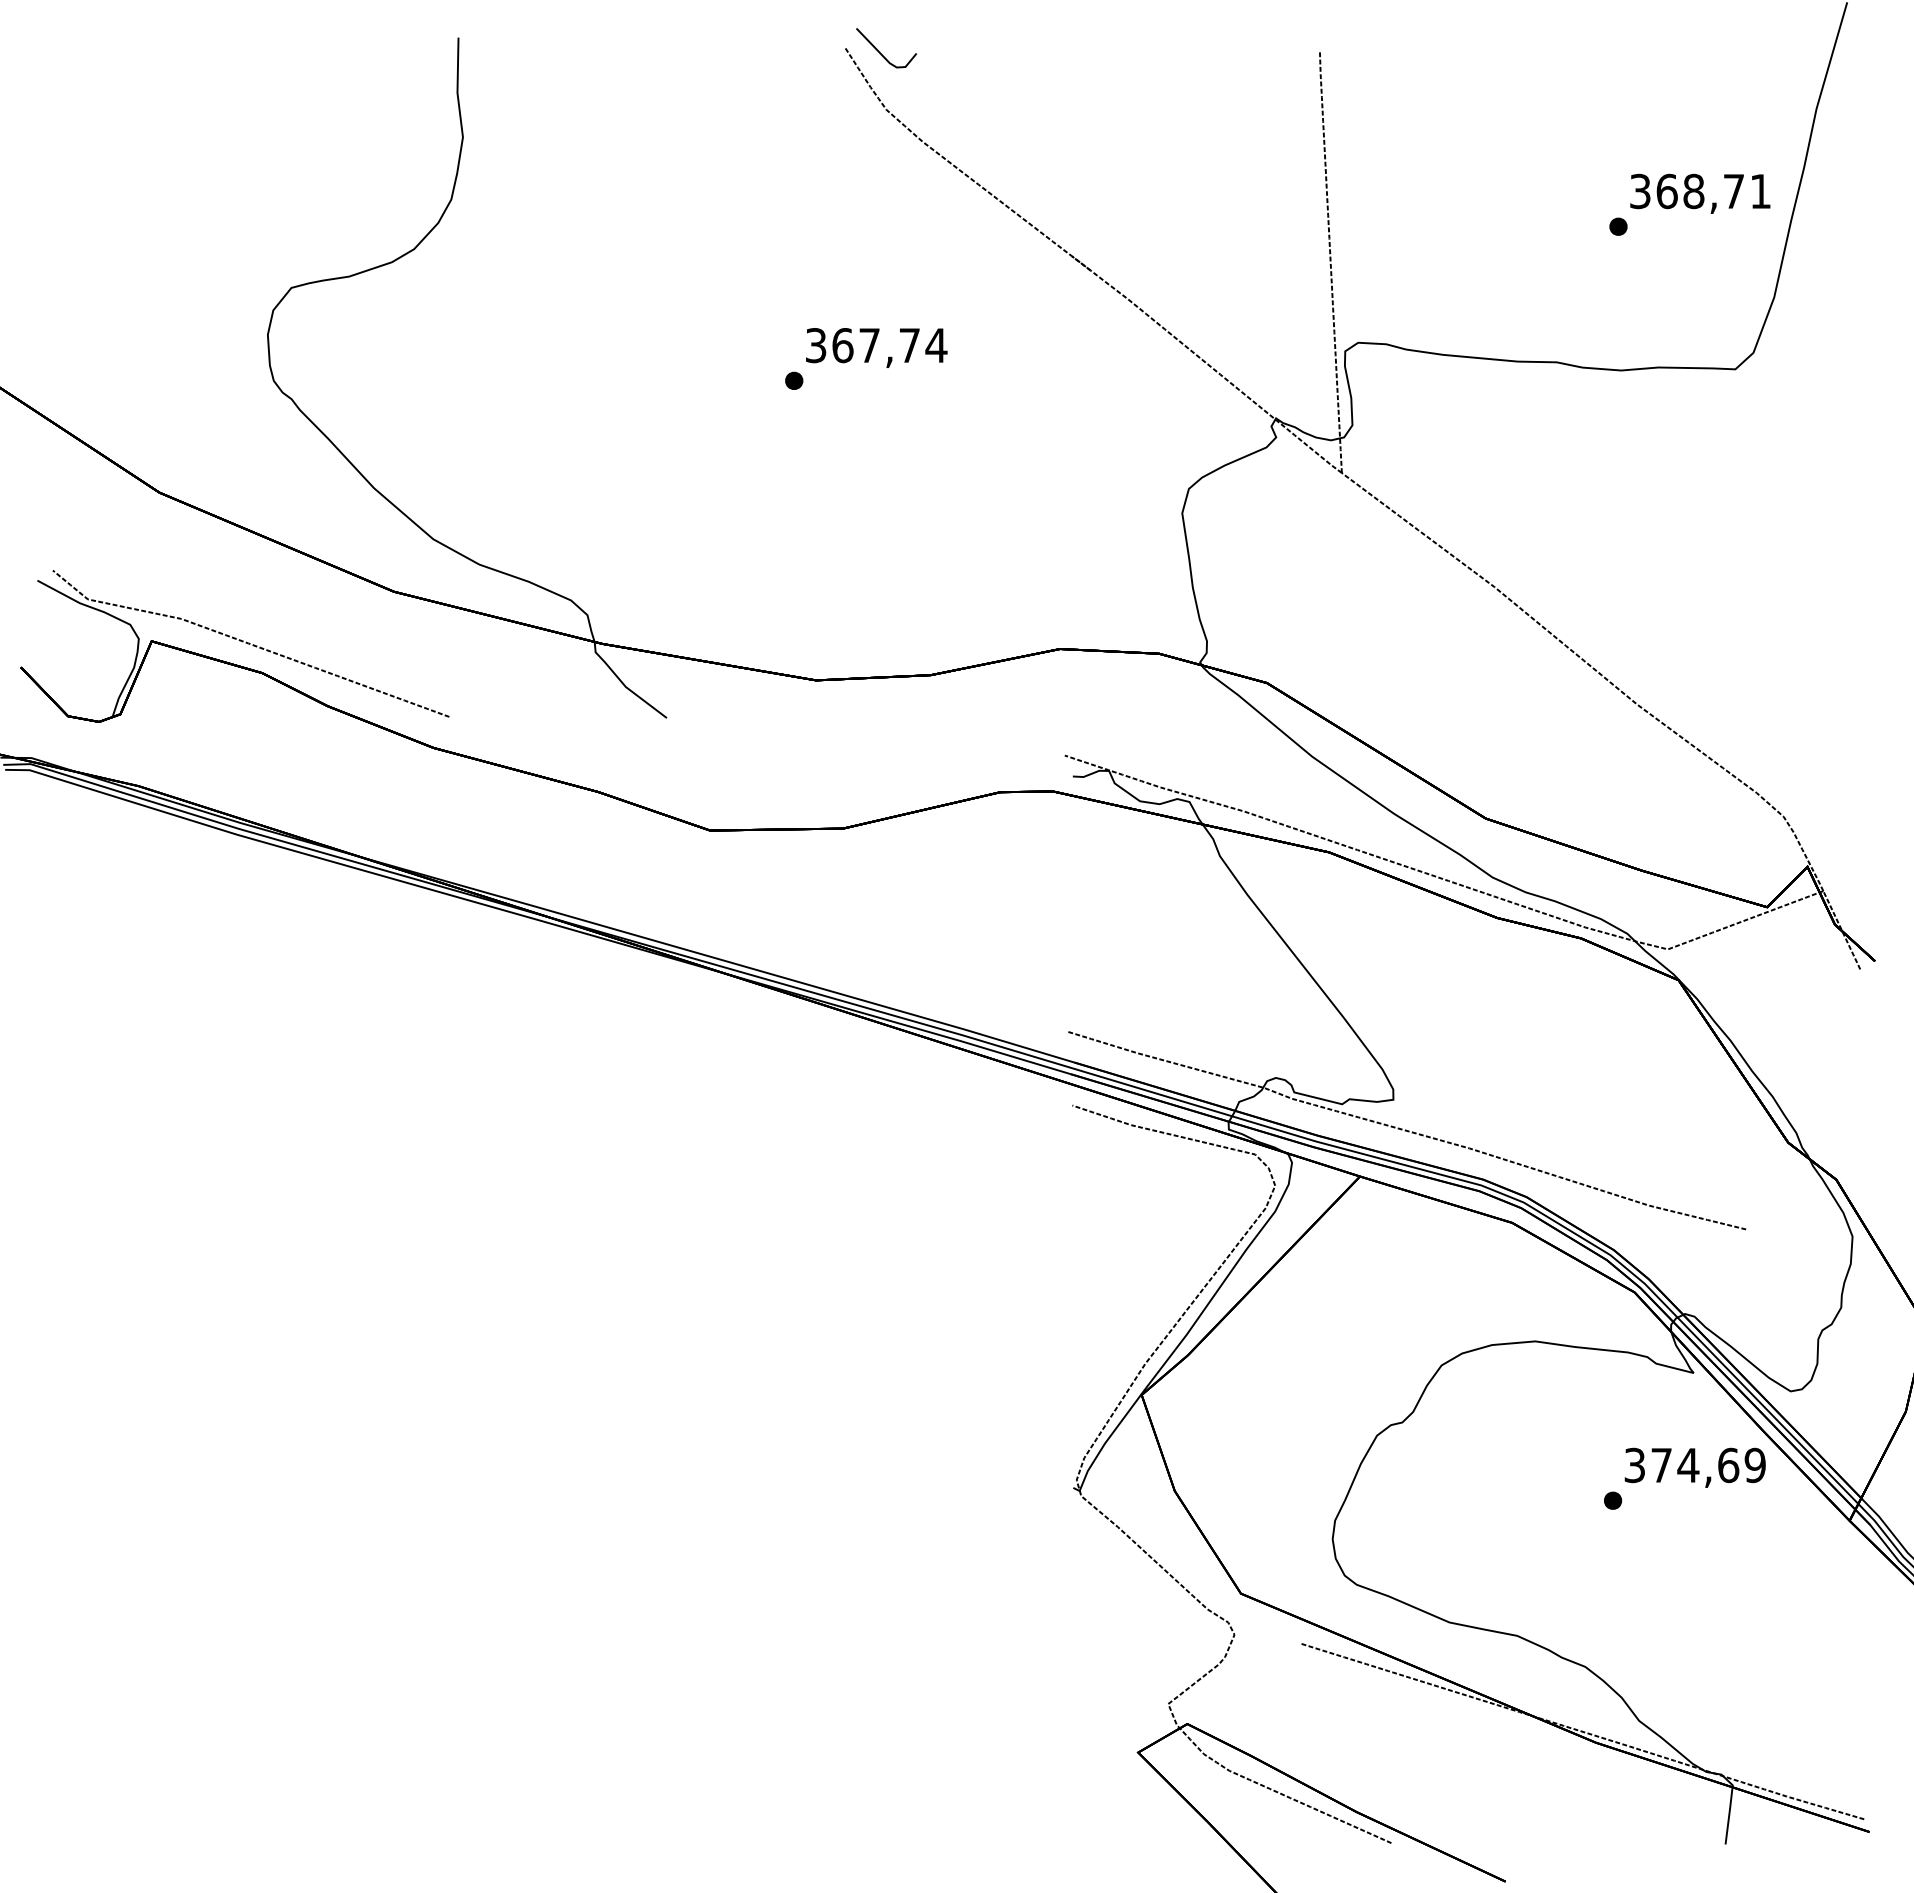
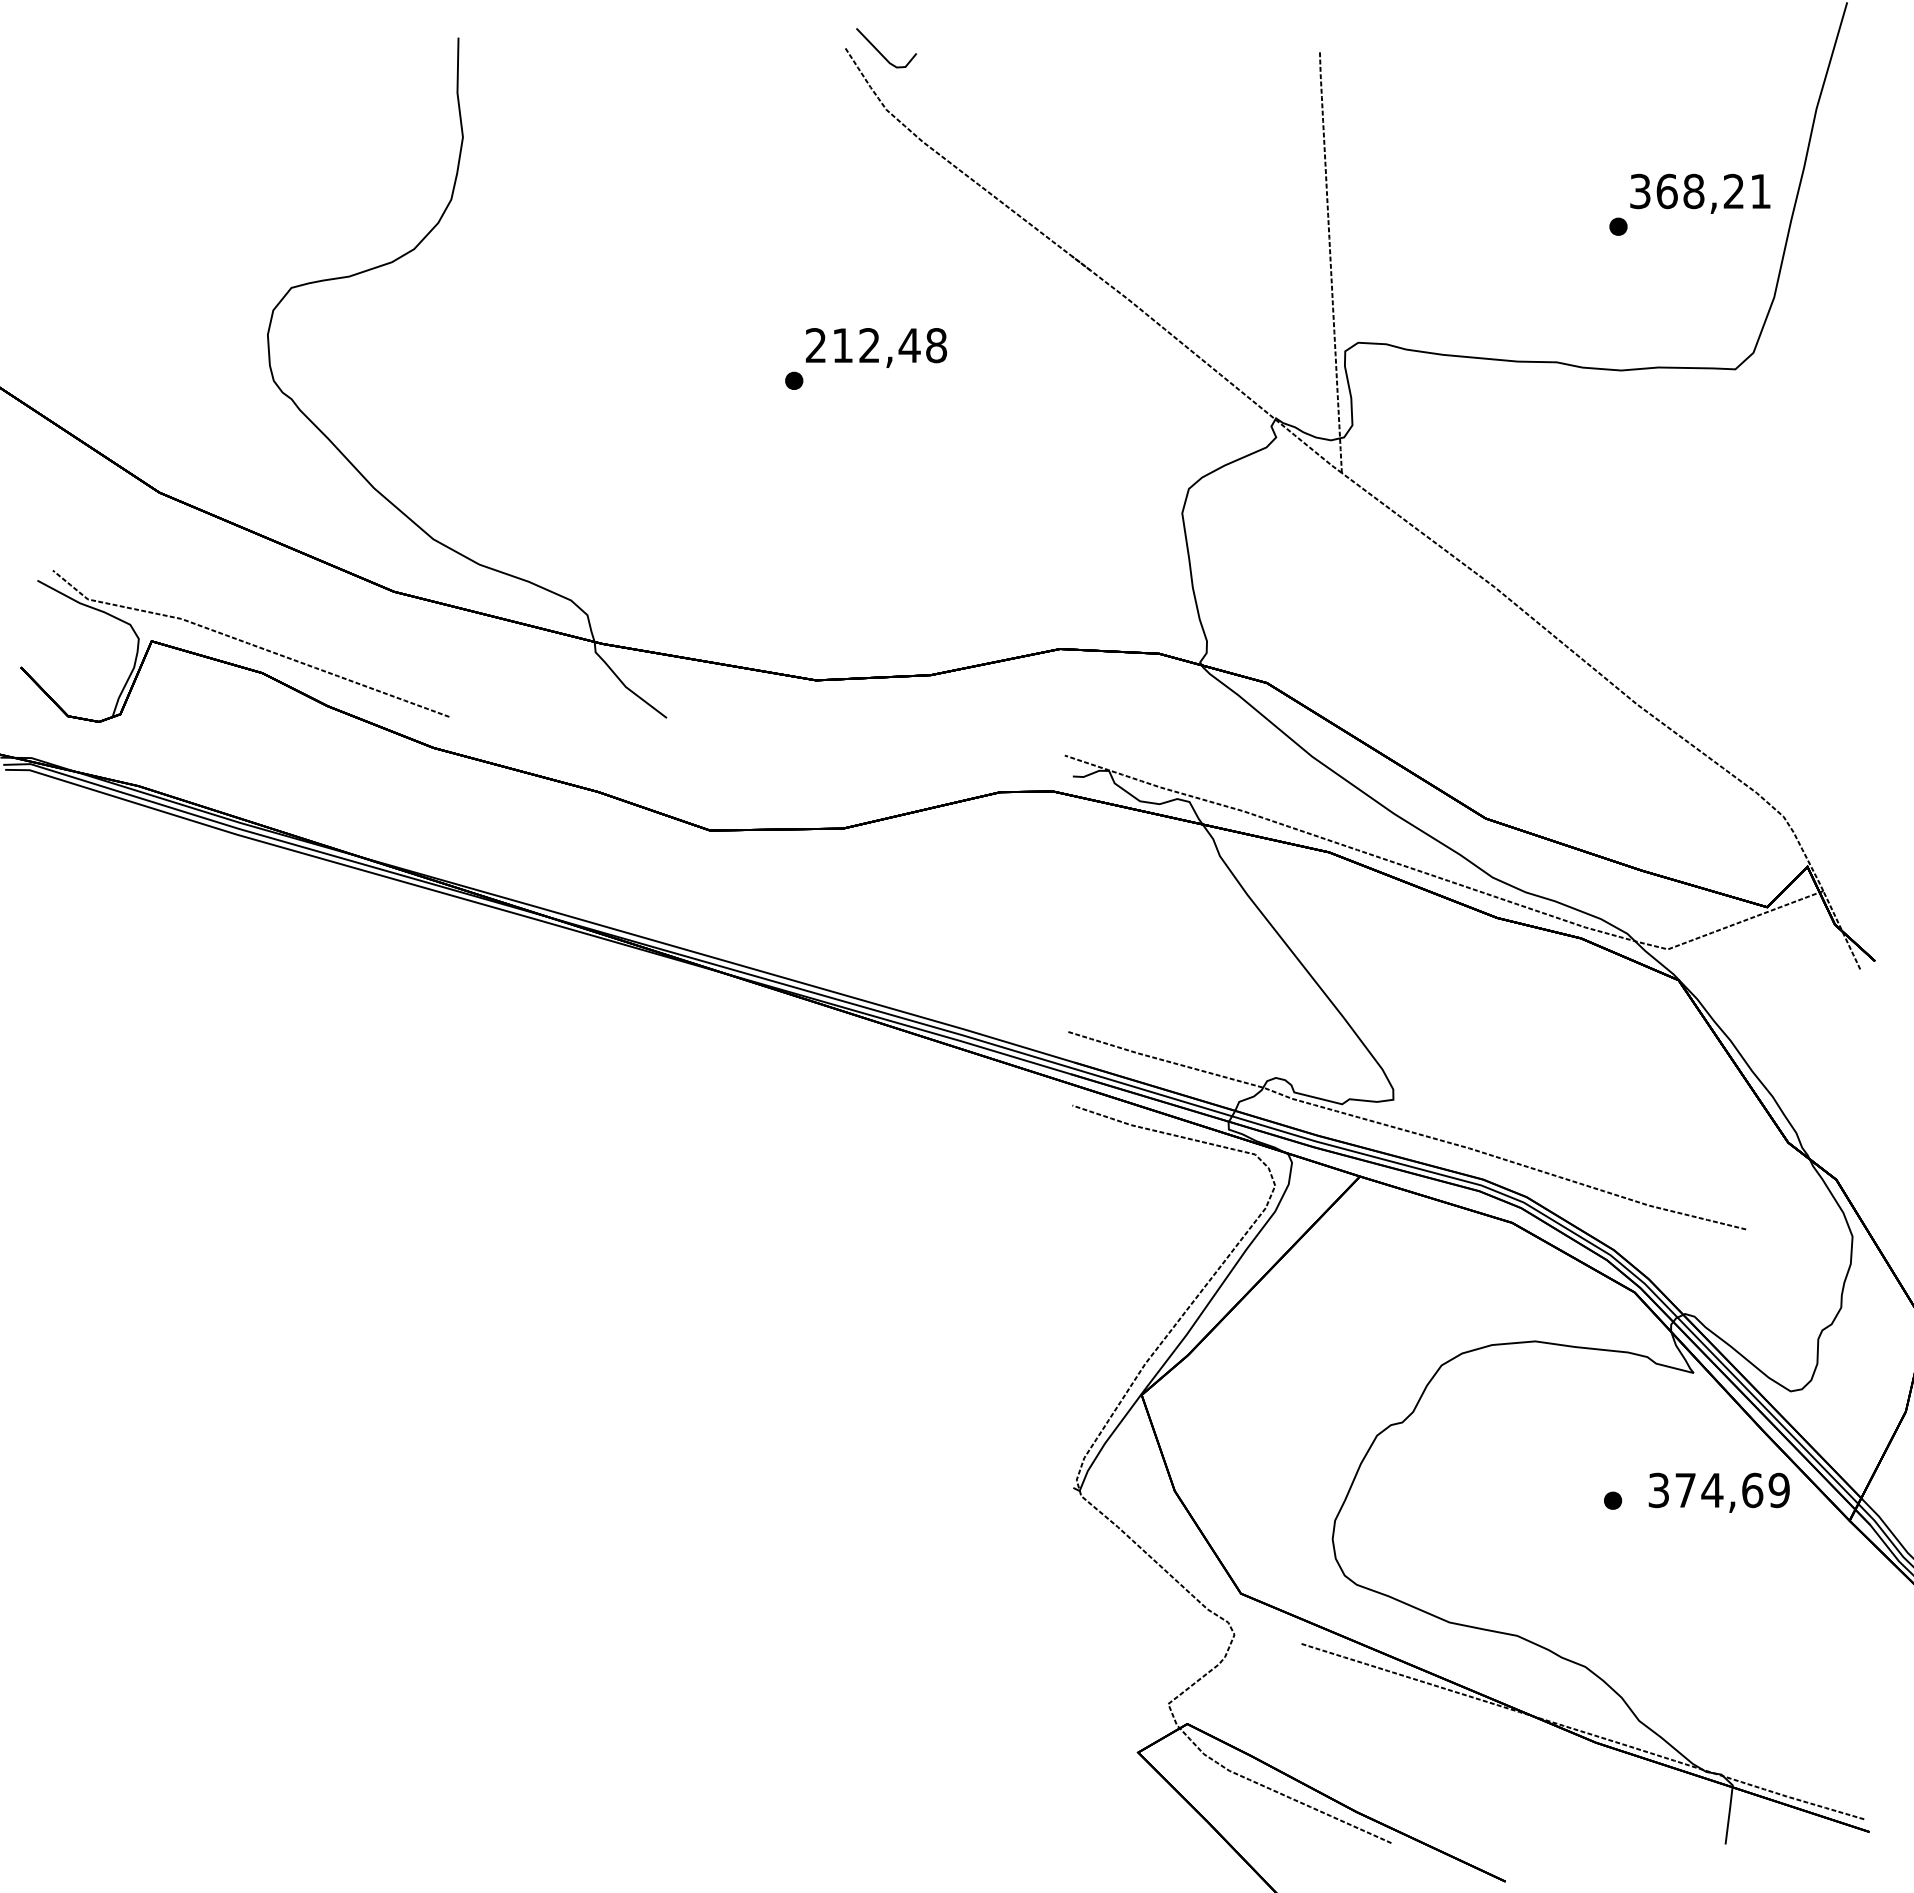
text: 368,71 -> 368,21 (1733, 190)
text: 367,74 -> 212,48 (876, 345)
text position: (1694, 1467) -> (1718, 1492) (1718, 1492)
